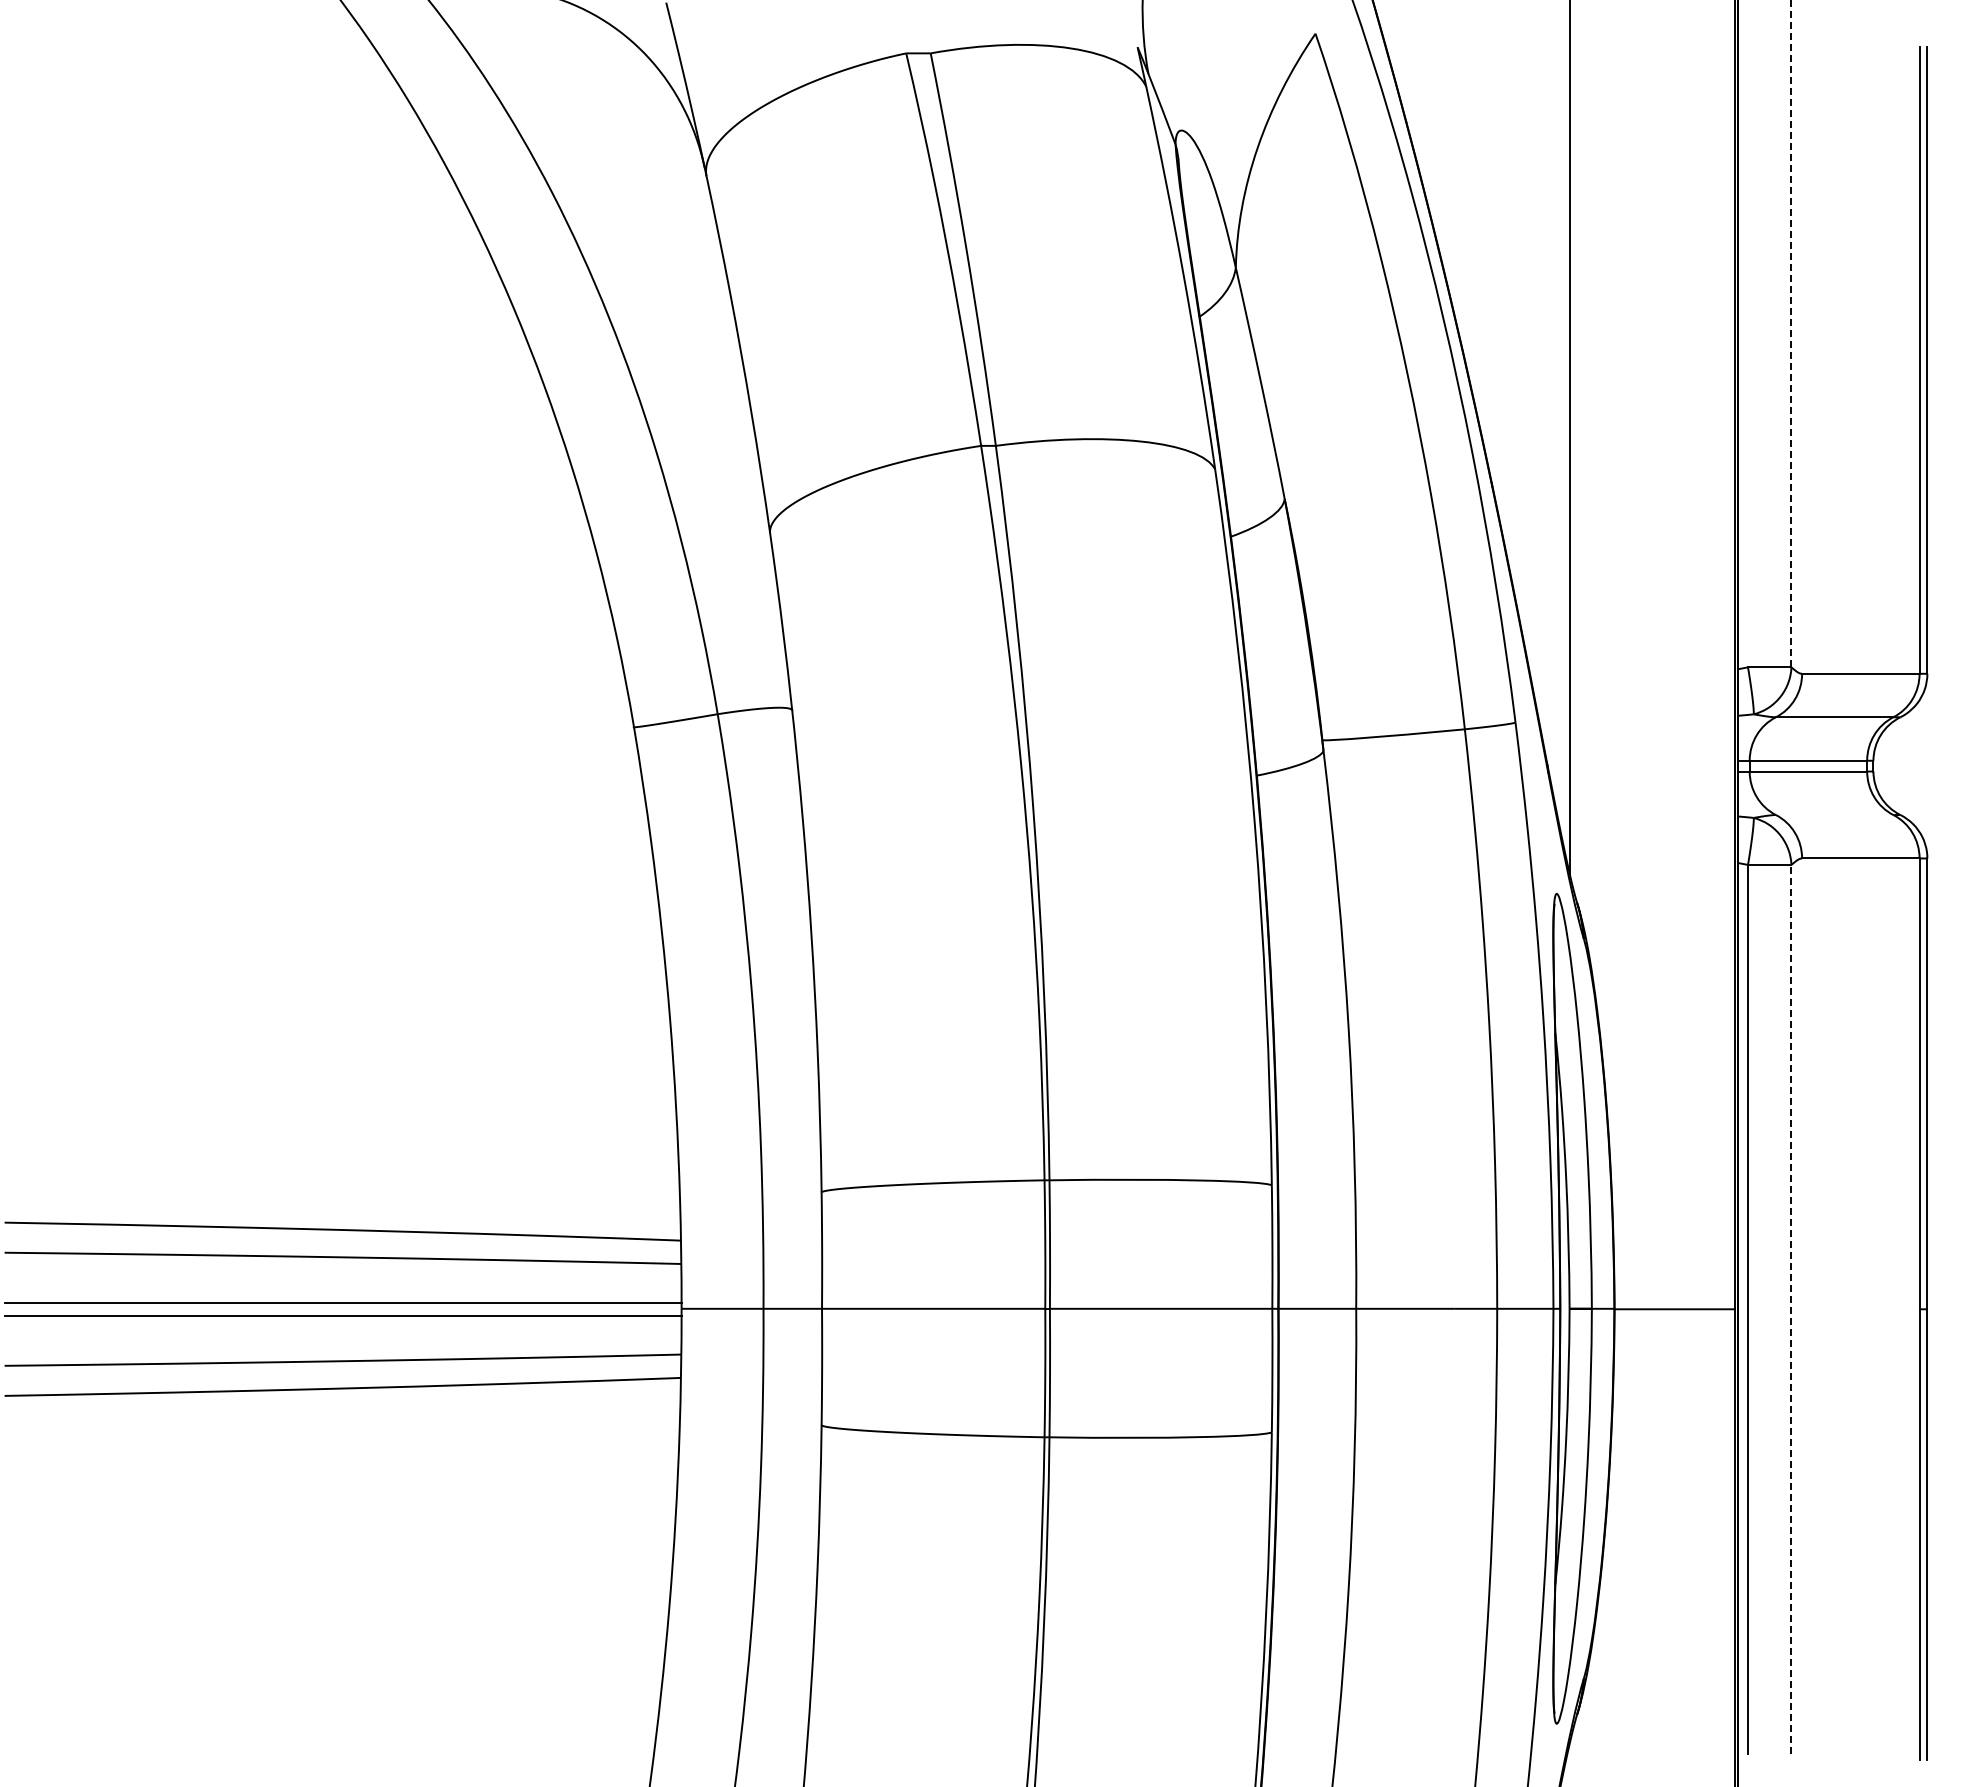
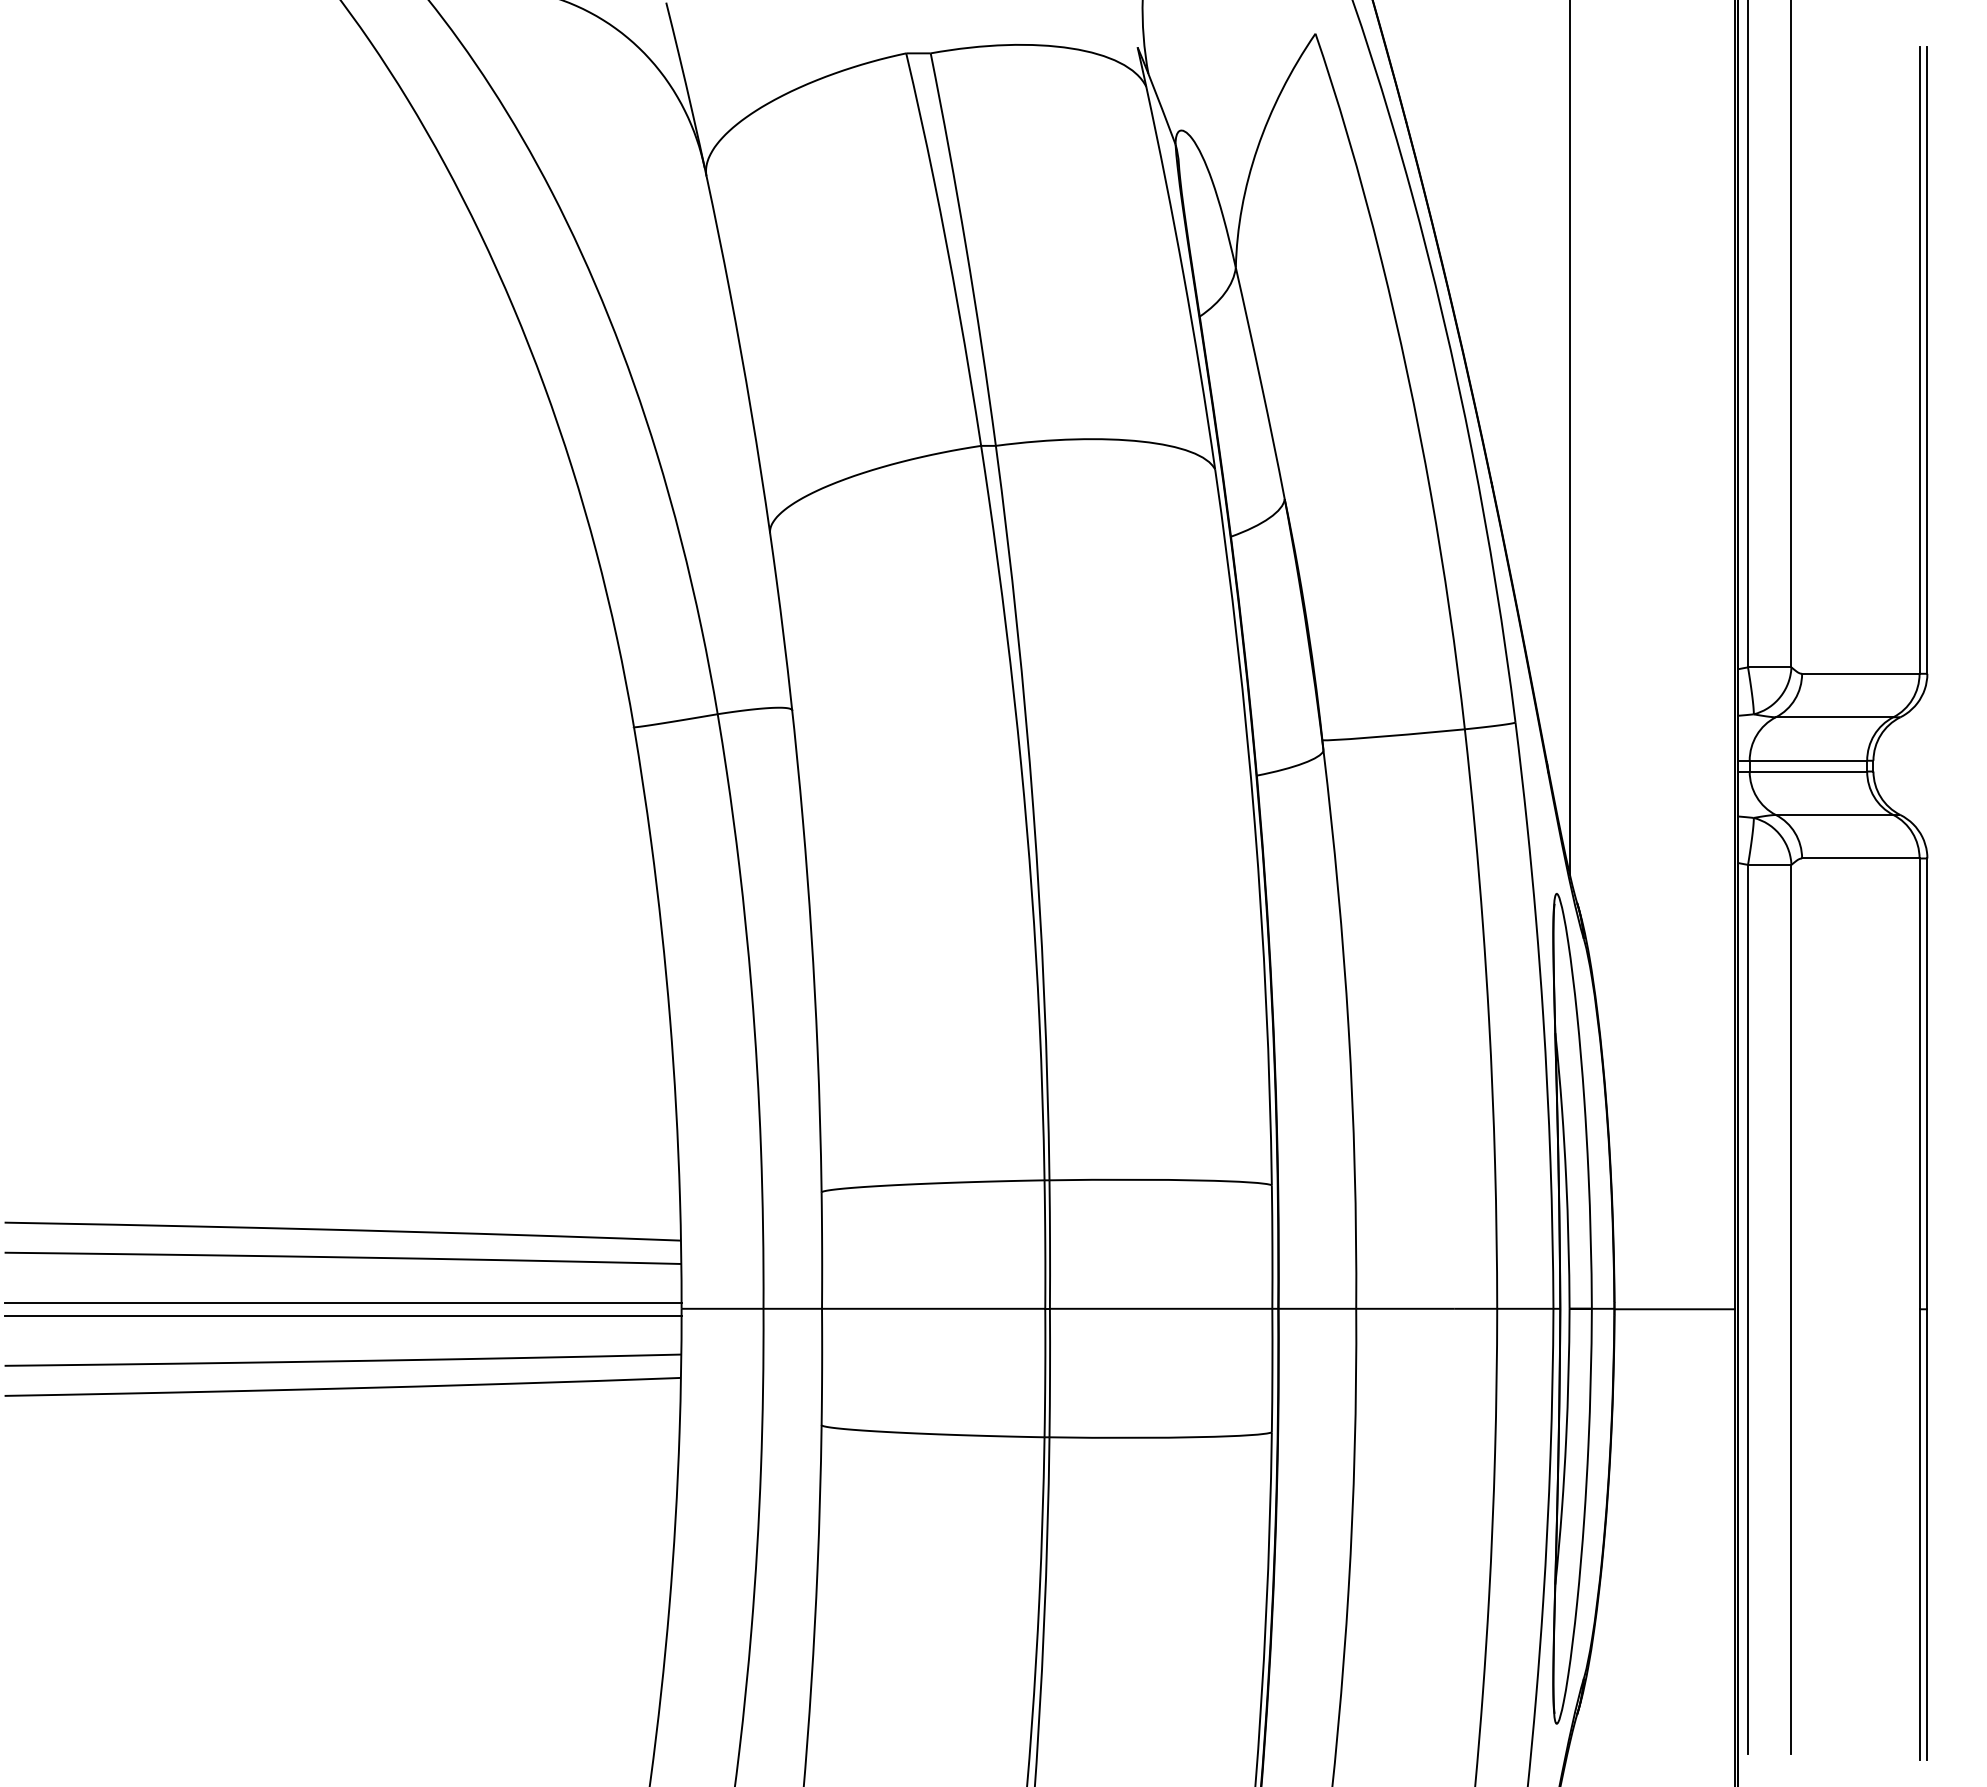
line: dashed -> solid (1791, 333)
line: none -> present (1748, 334)
line: none -> present (1834, 815)
line: dashed -> solid (1791, 1308)
